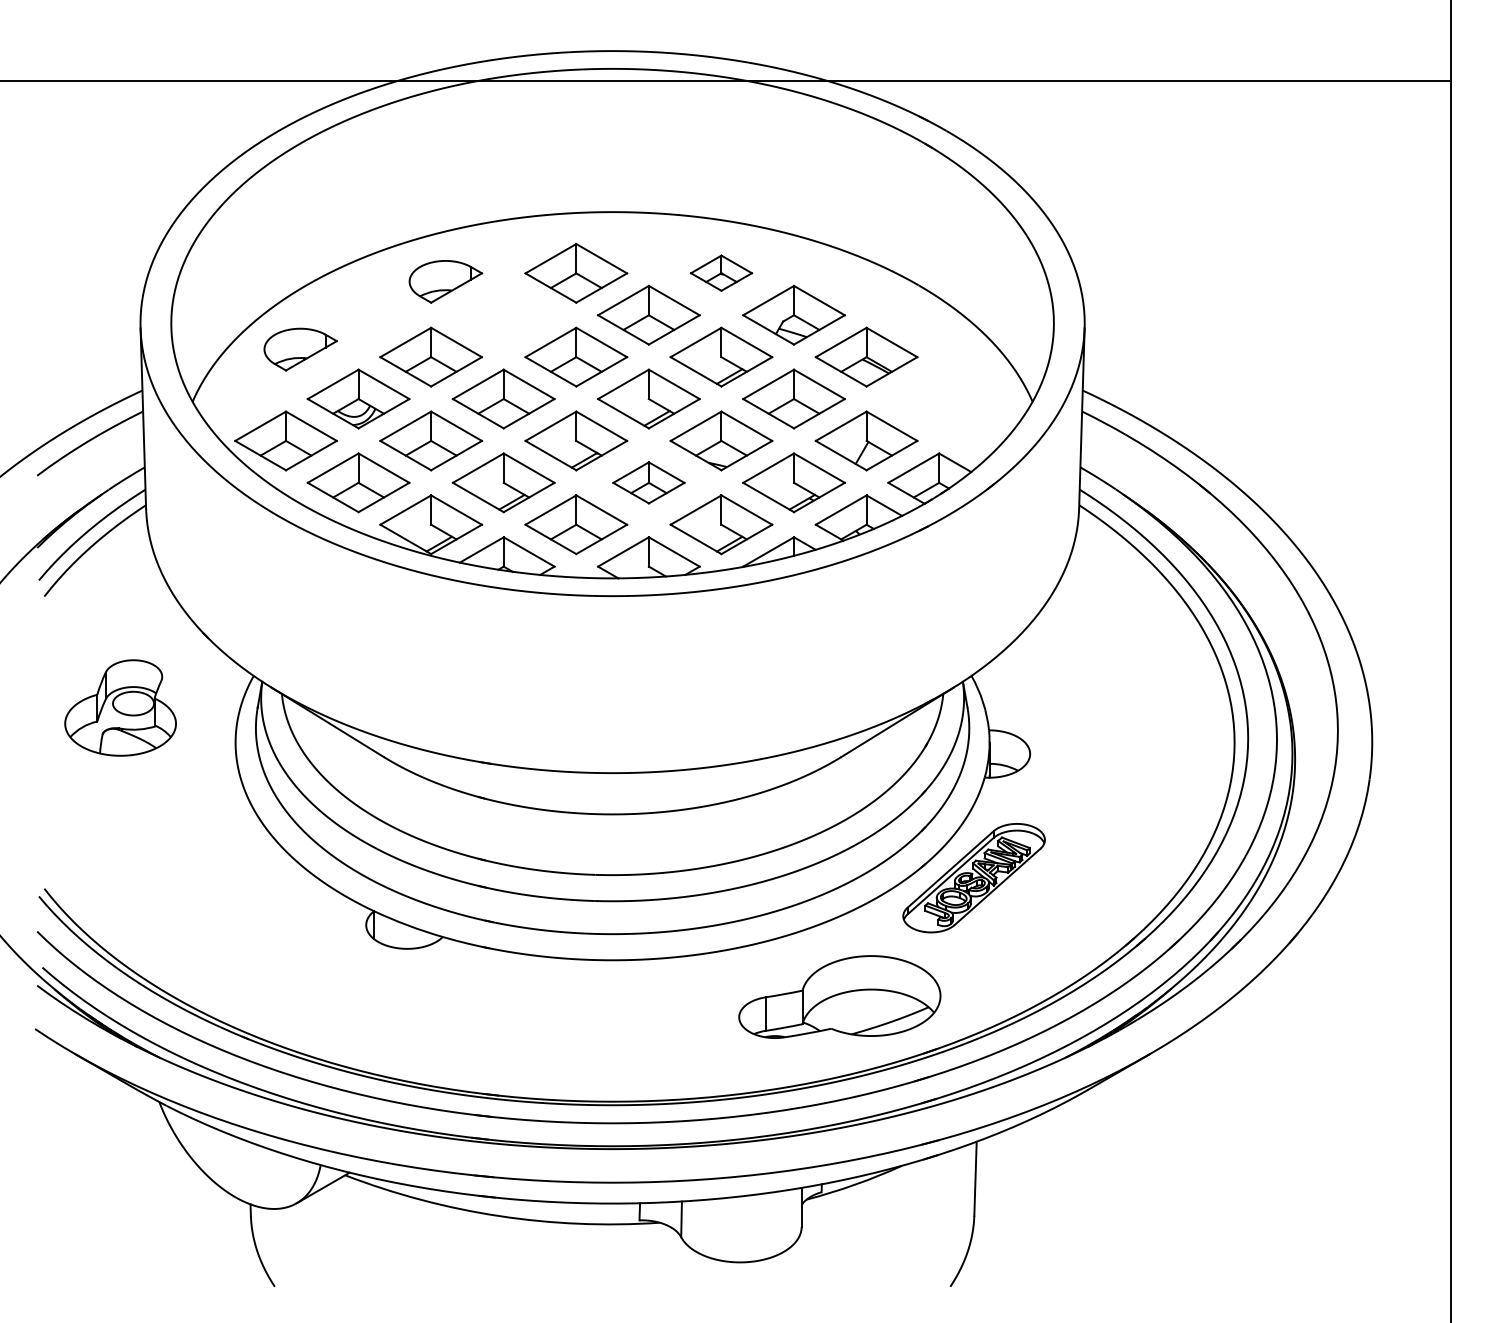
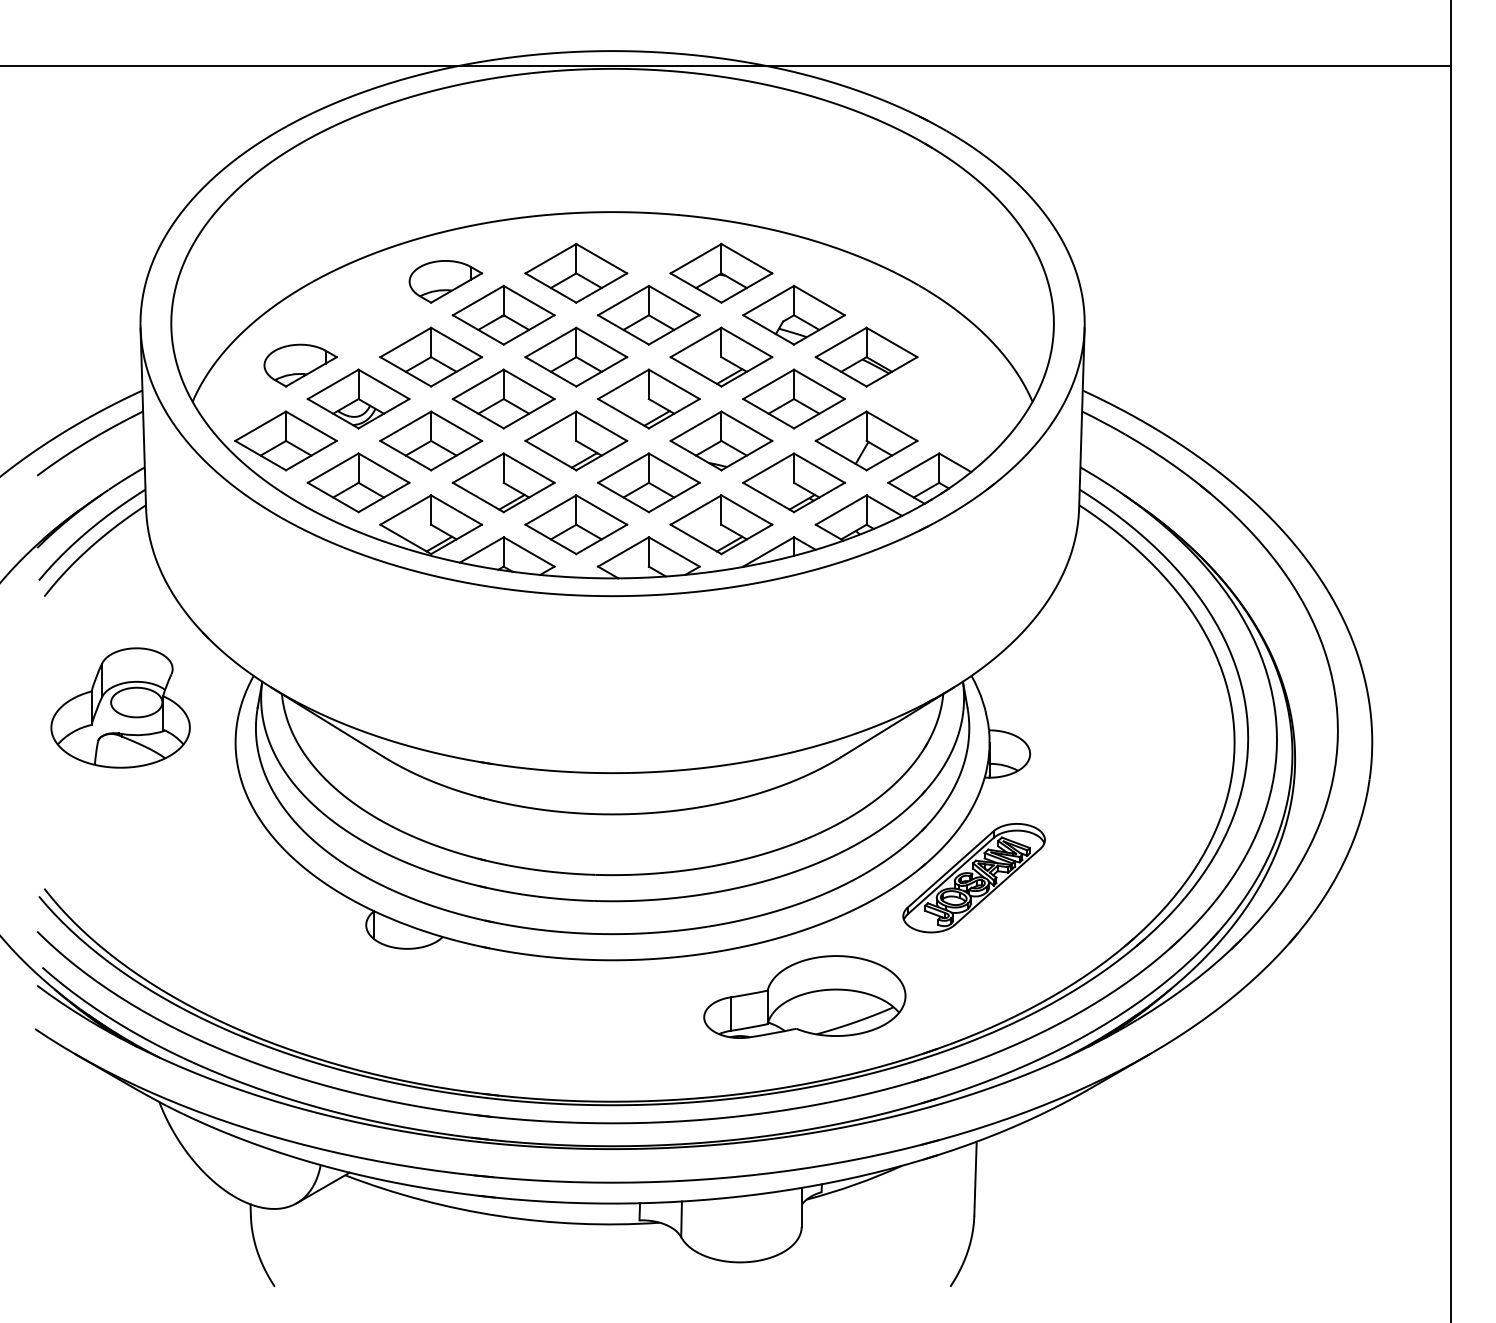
line position: (726, 81) -> (726, 66) (726, 66)
part size: 65x38 px -> 105x62 px (721, 272)
part: none -> present (503, 314)
part position: (300, 349) -> (300, 365) (300, 365)
part size: 74x44 px -> 104x62 px (648, 482)
part size: 113x98 px -> 141x122 px (120, 707)
part position: (839, 996) -> (804, 996) (804, 996)
